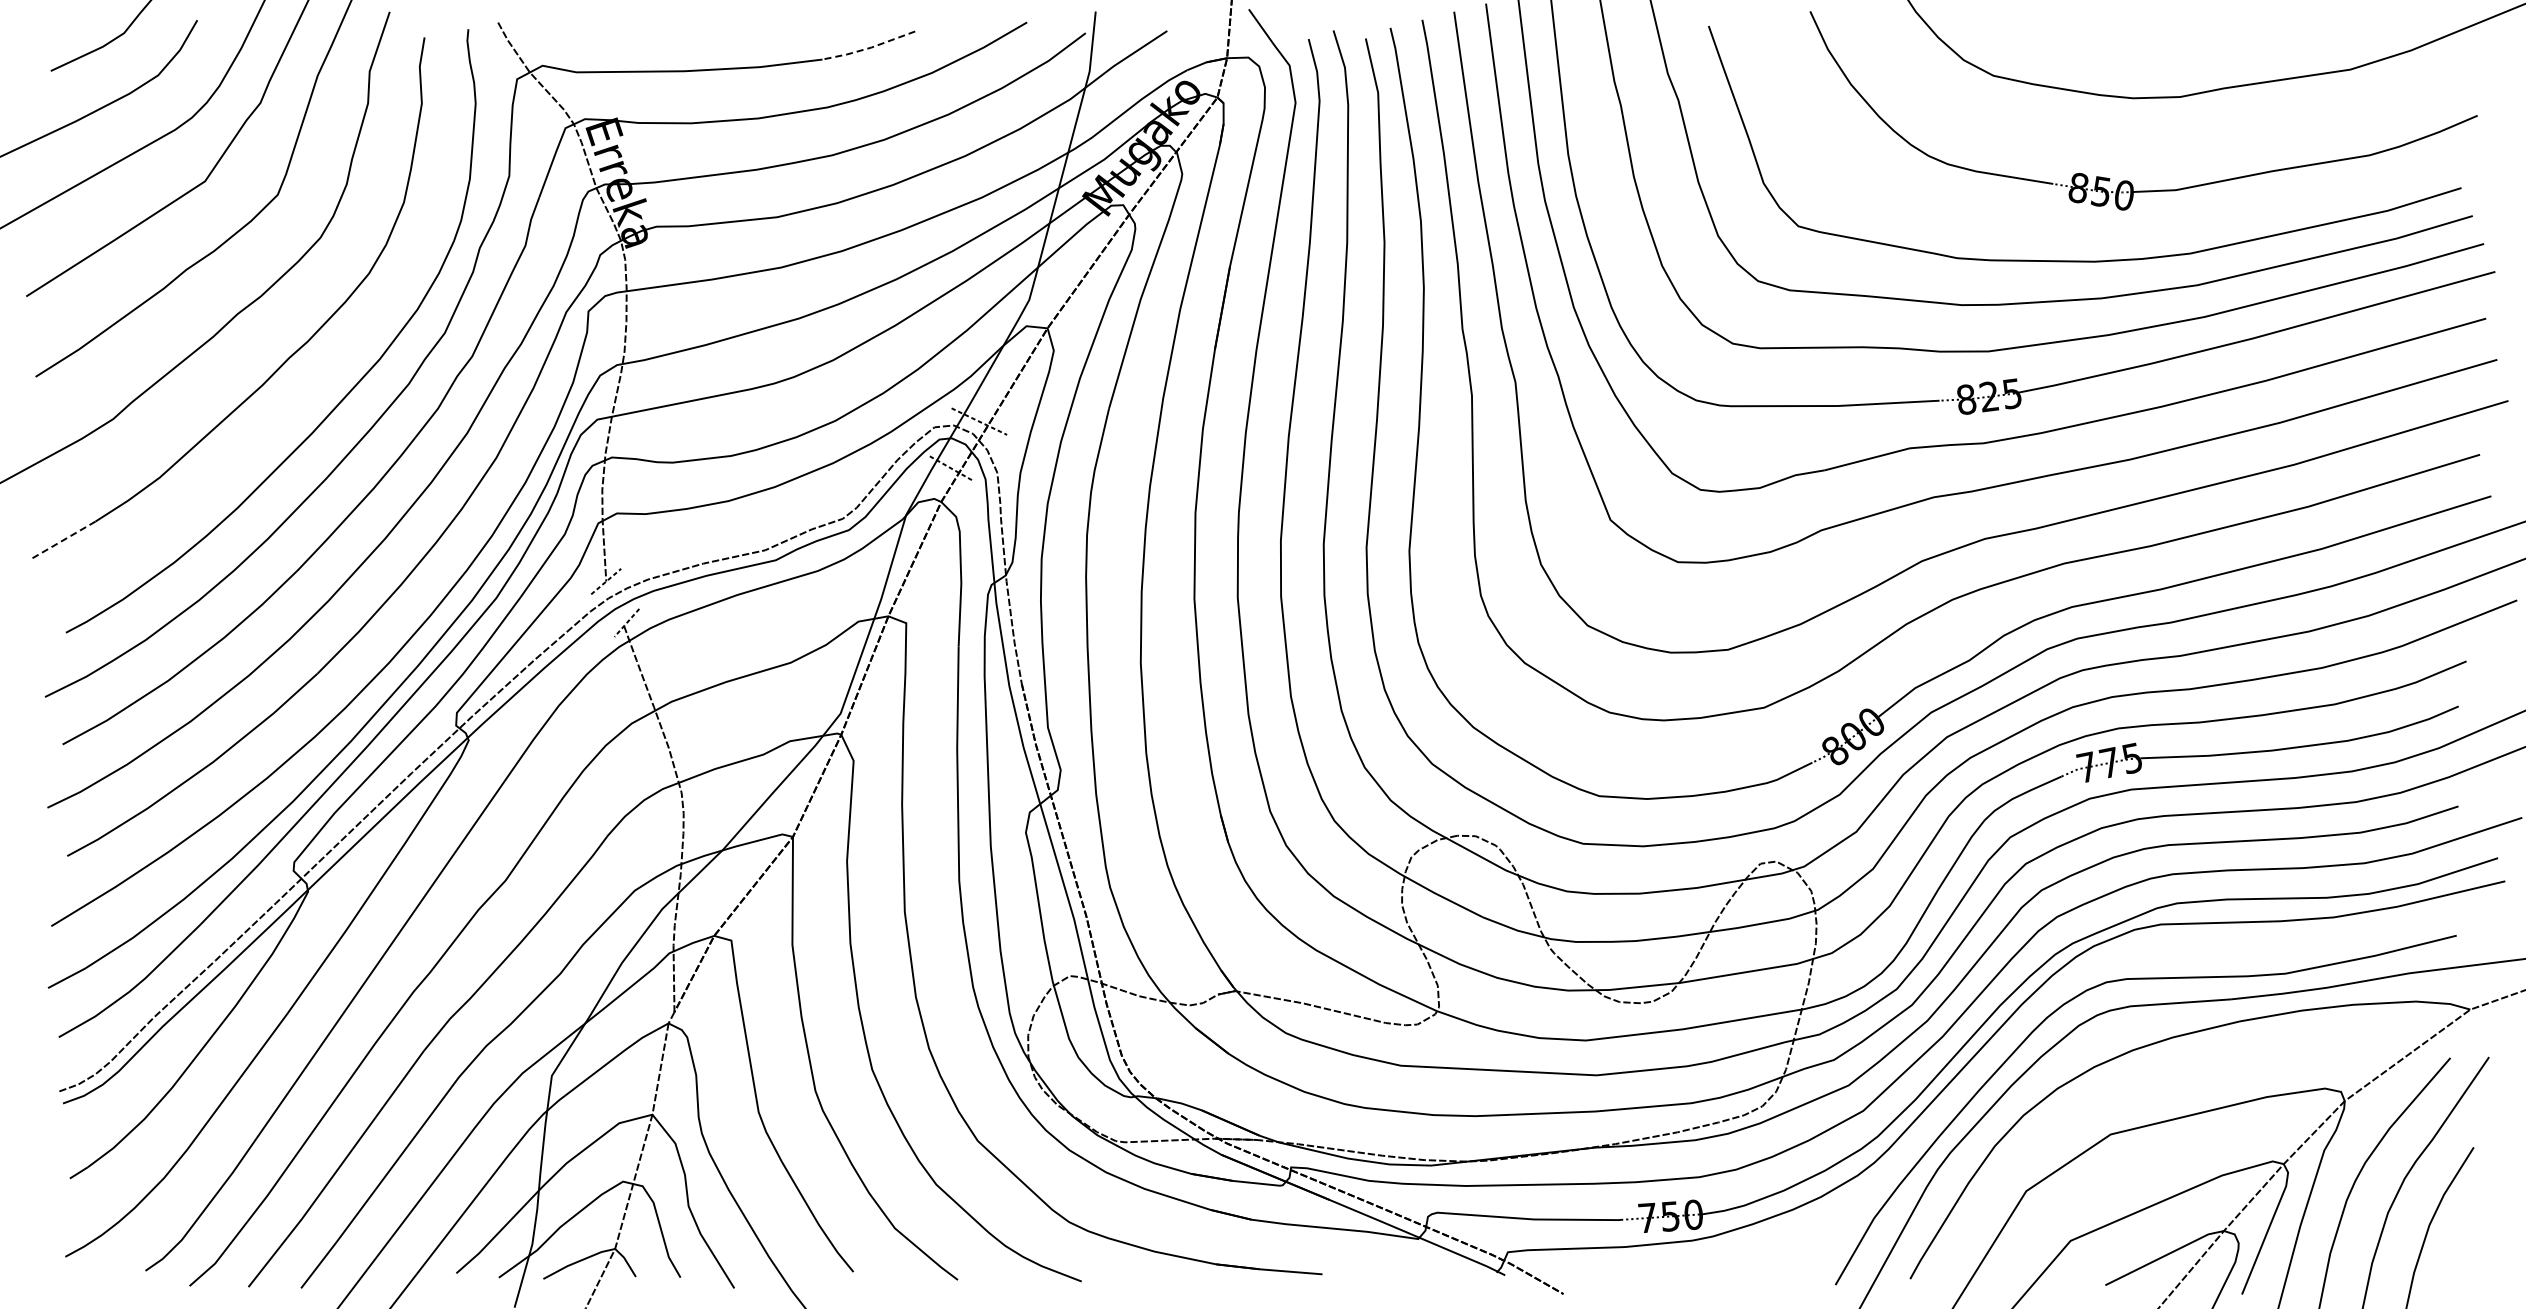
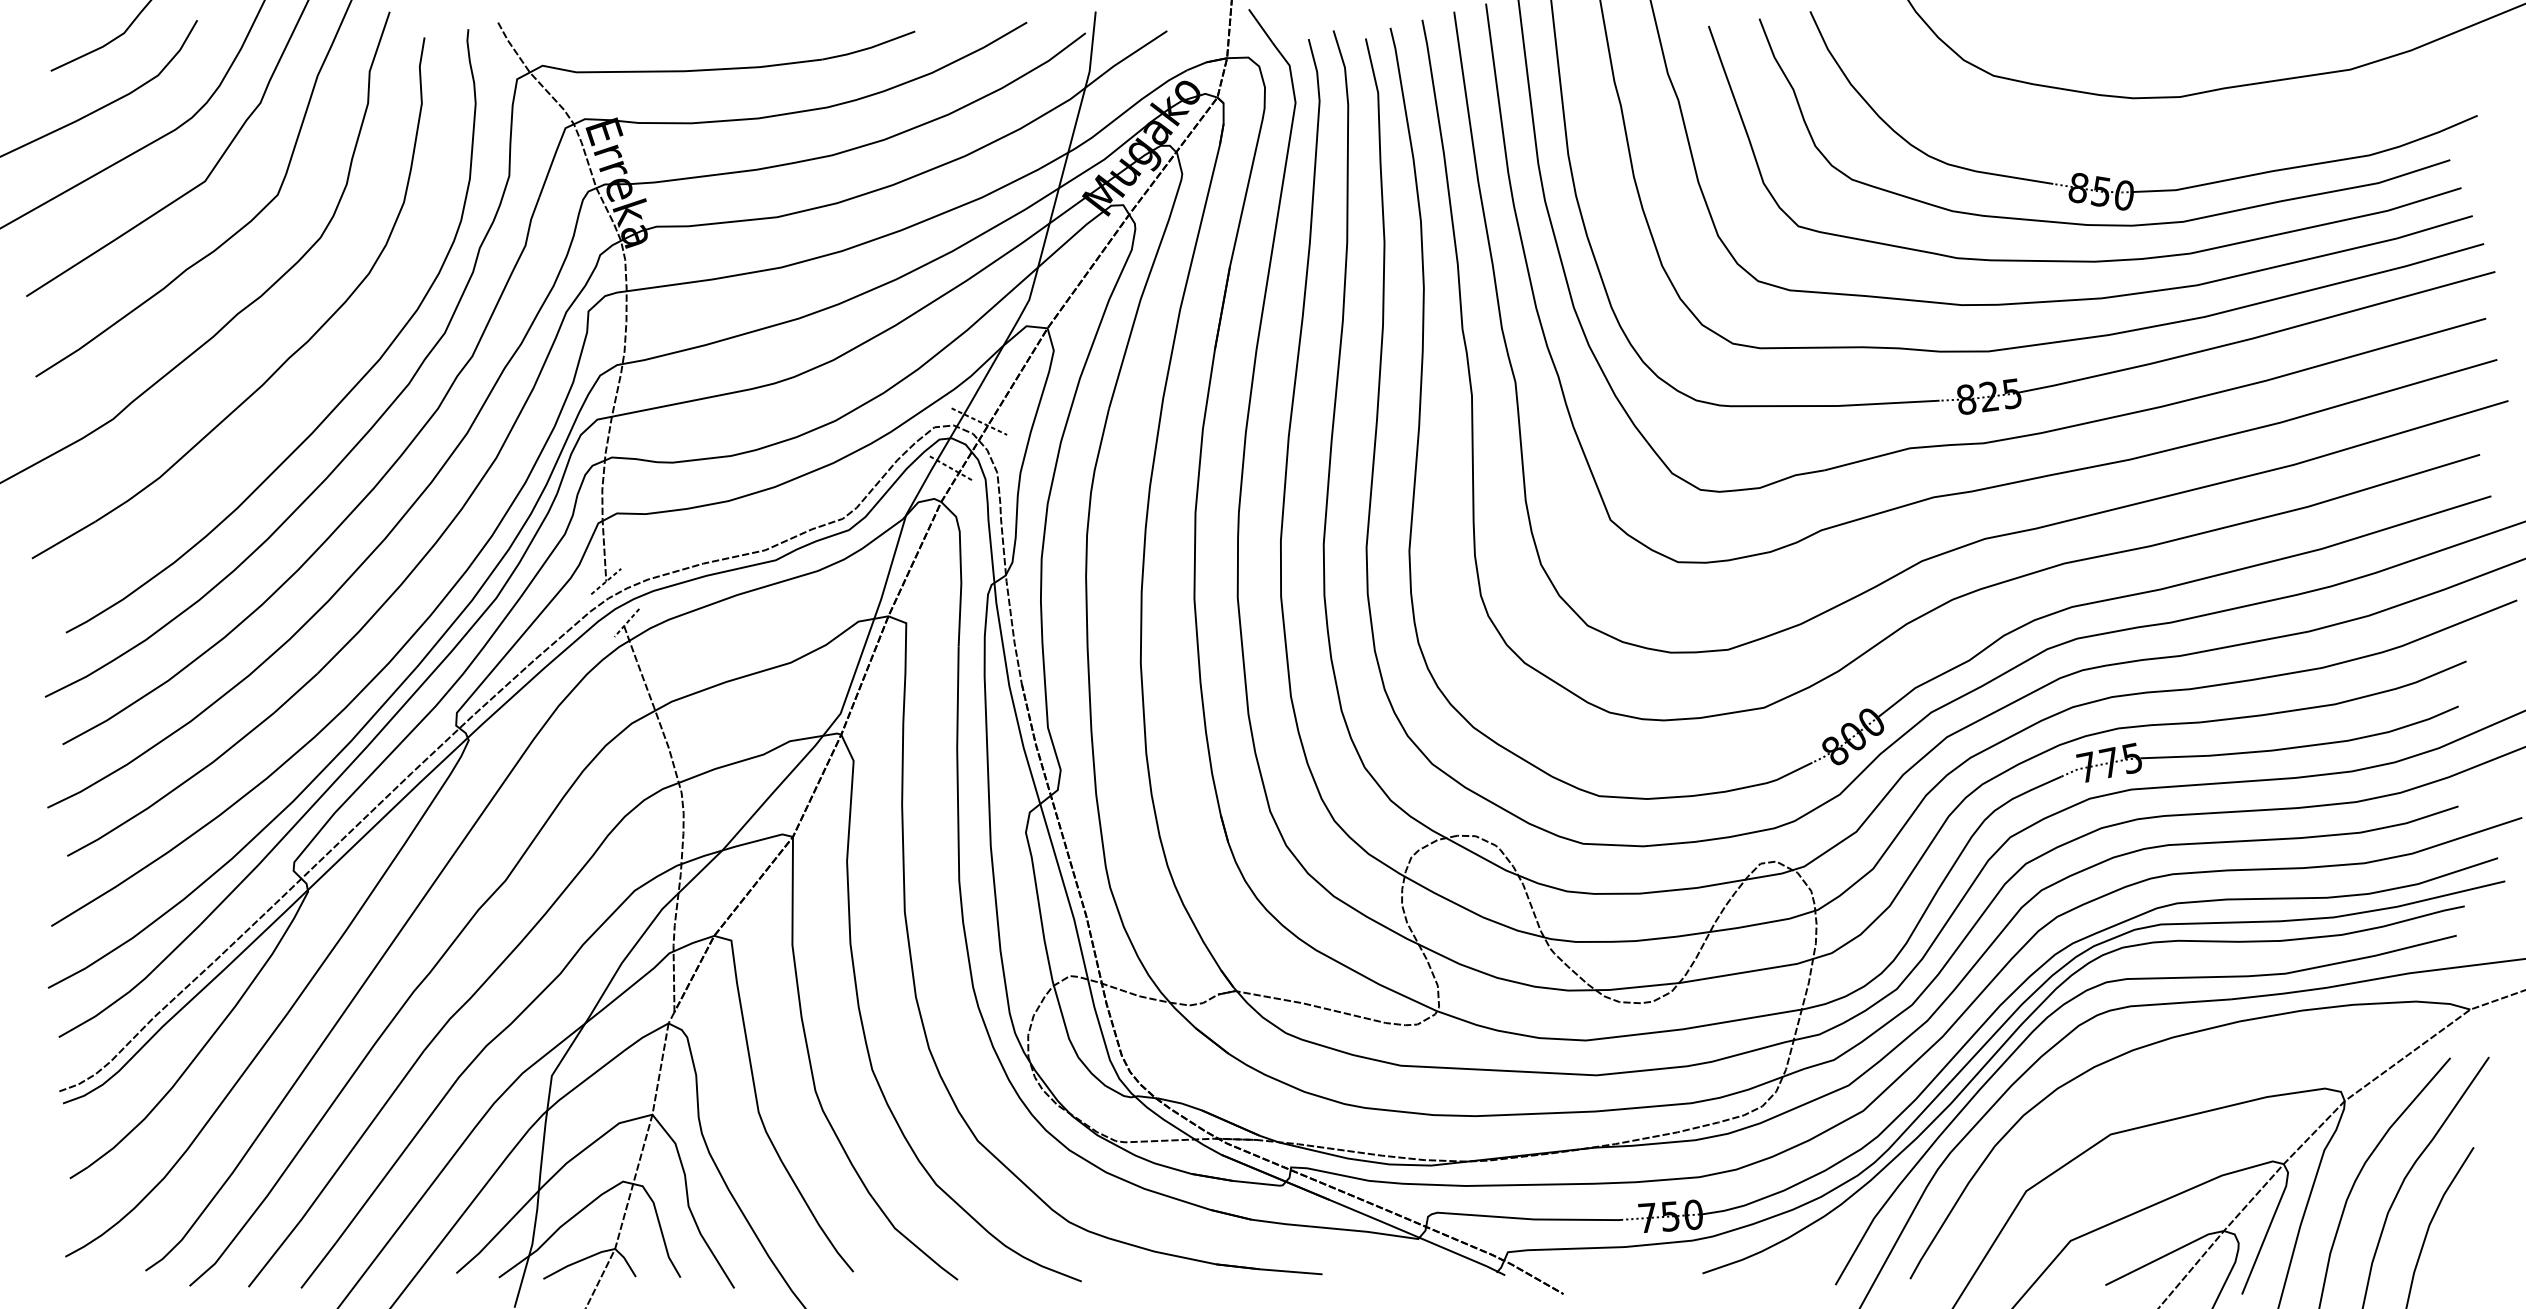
line: dashed -> solid (868, 48)
curve: none -> present (2104, 224)
line: dashed -> solid (63, 540)
curve: none -> present (2020, 1027)
